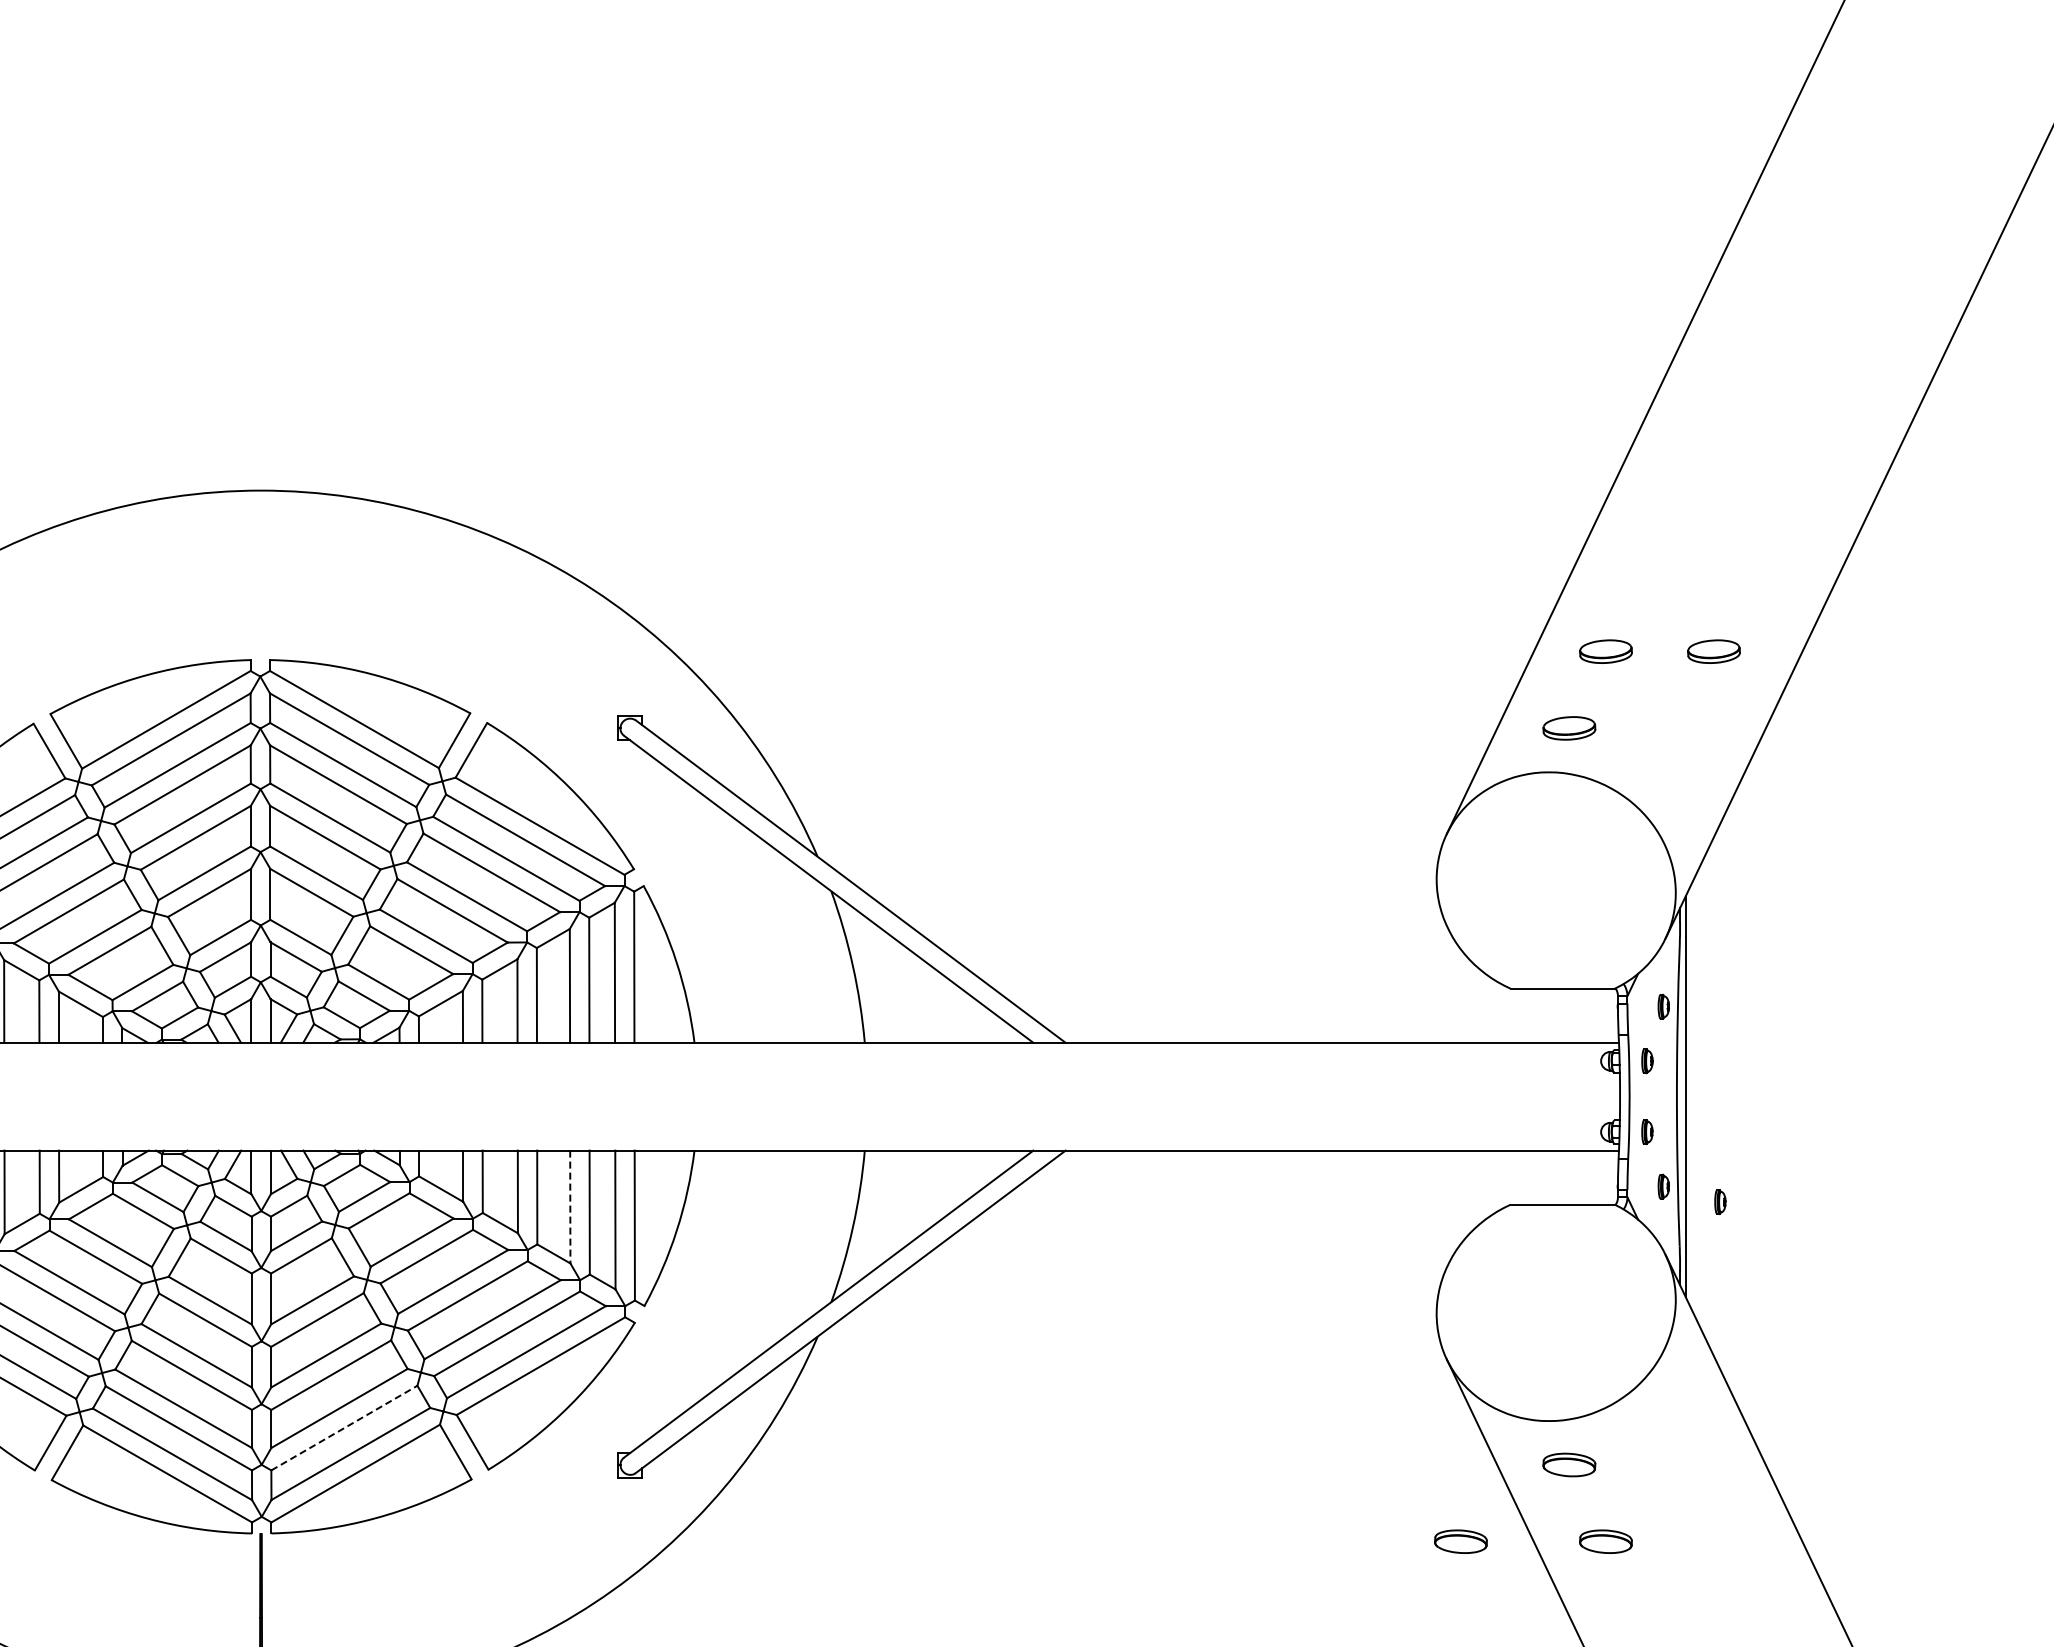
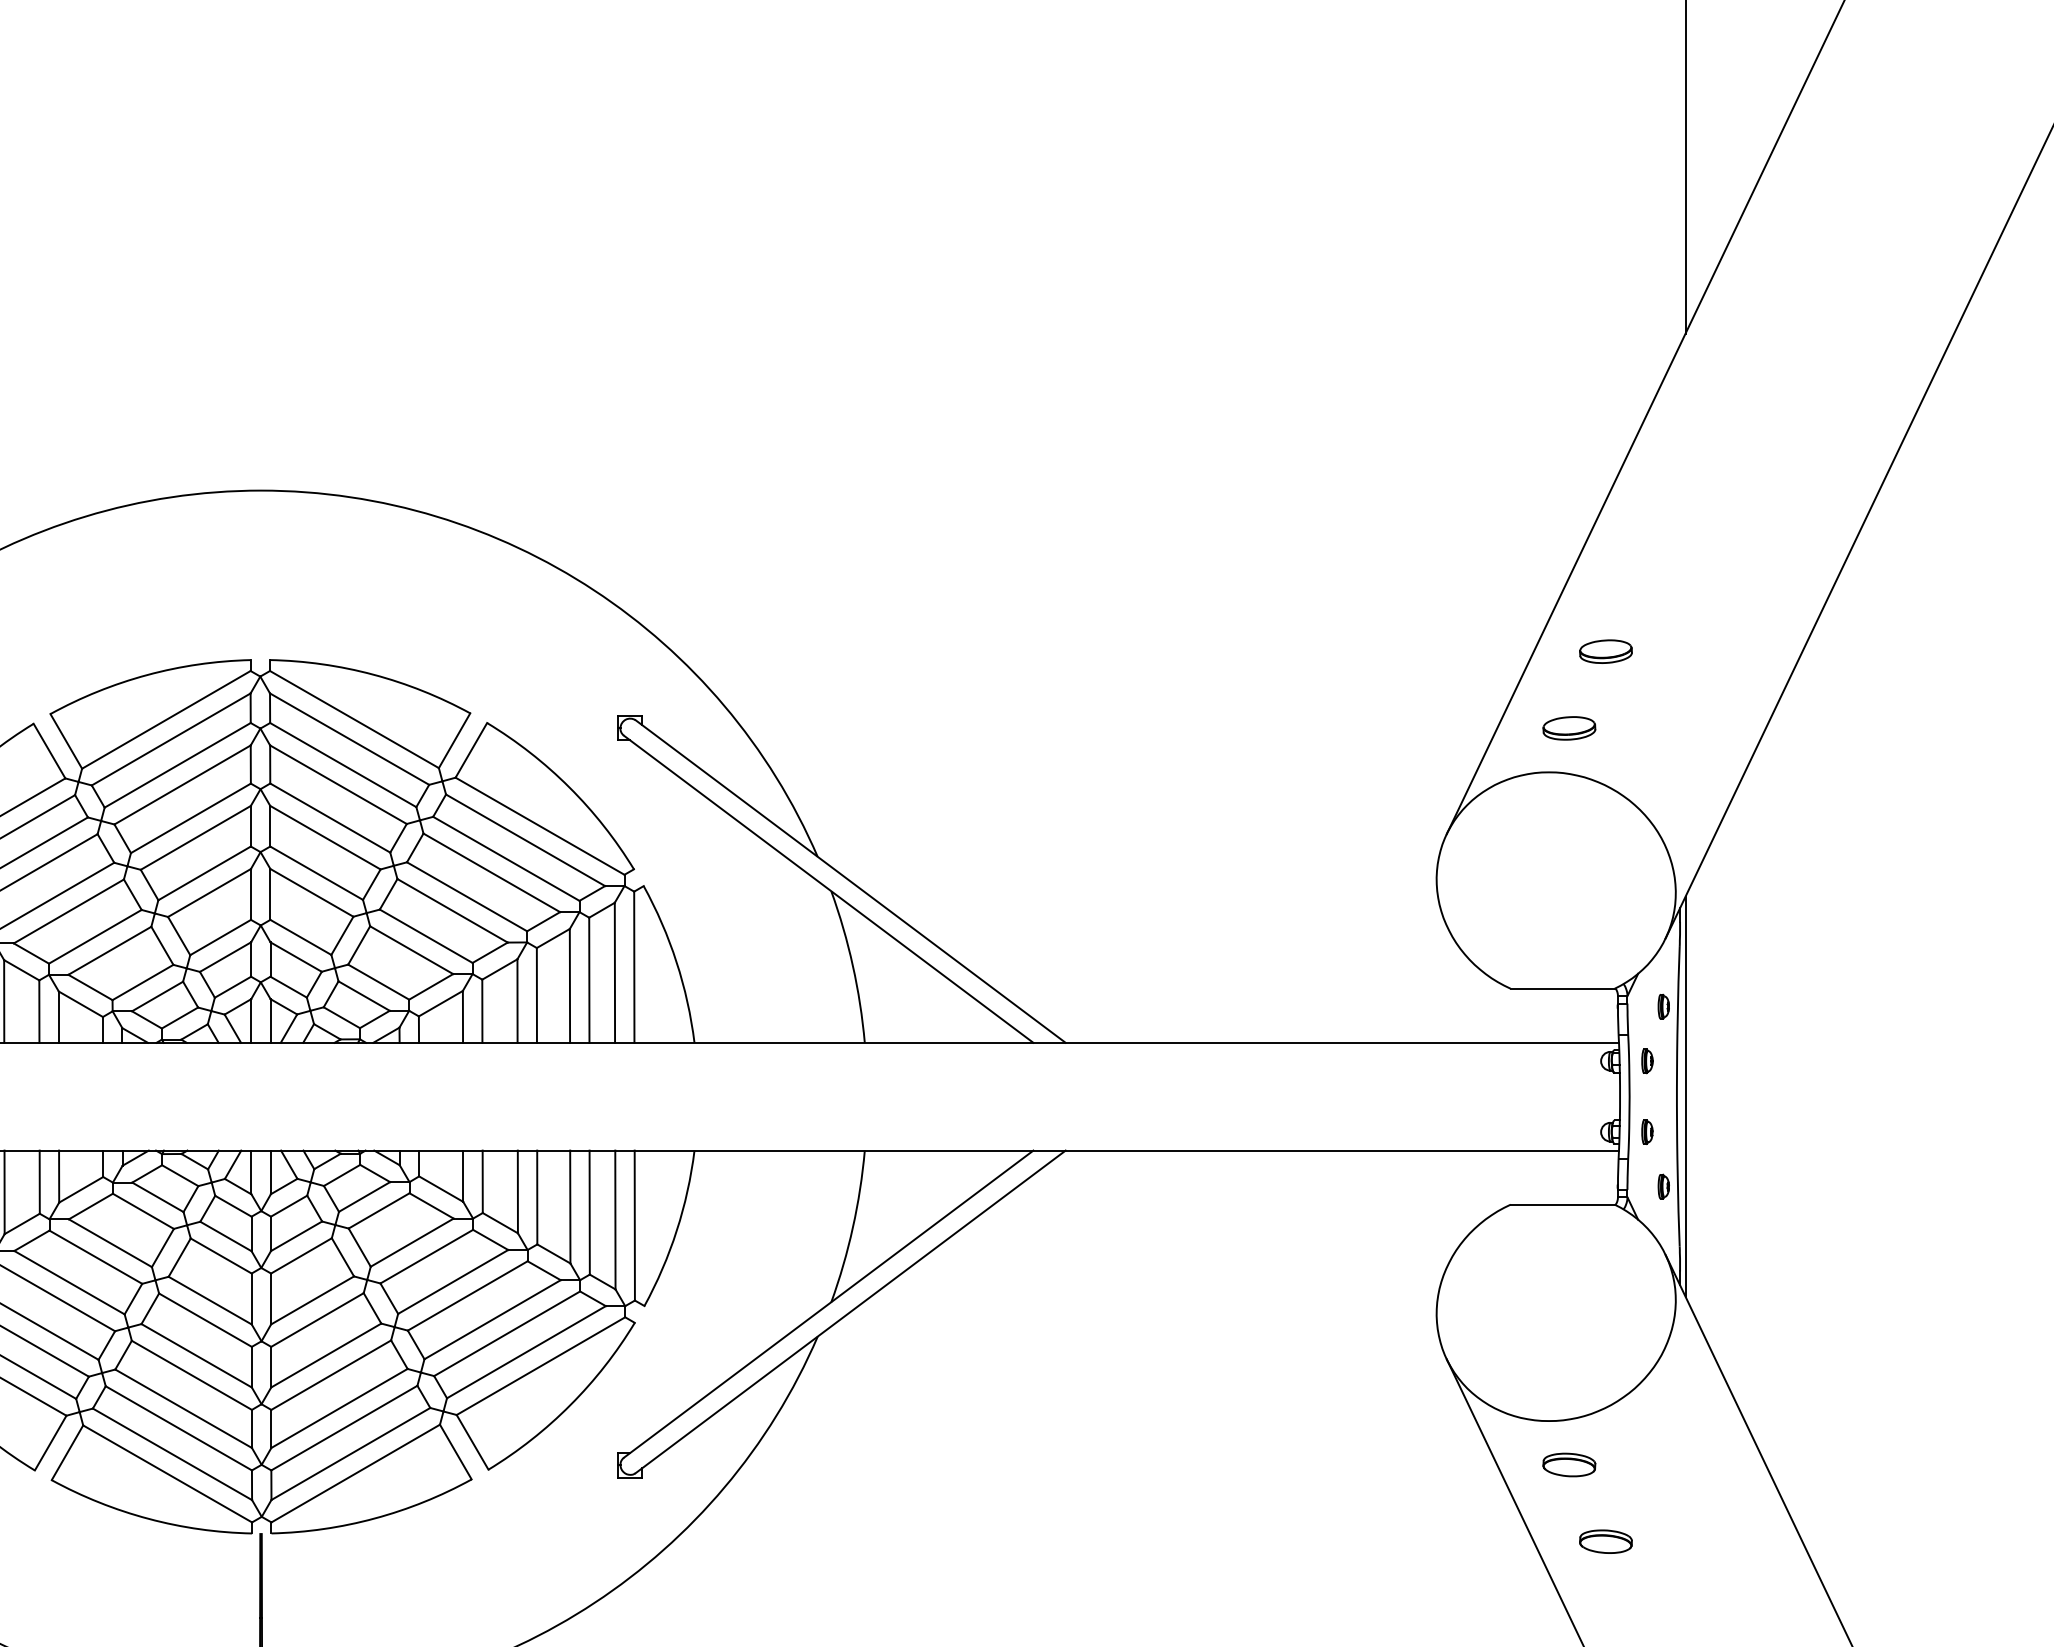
line: none -> present (1685, 167)
part: present -> none (1713, 651)
part: present -> none (1720, 1201)
line: dashed -> solid (570, 1207)
line: dashed -> solid (344, 1427)
part: present -> none (1460, 1541)
